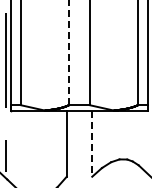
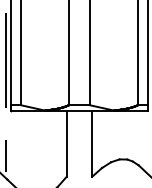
line: dashed -> solid (68, 52)
line: dashed -> solid (92, 144)
